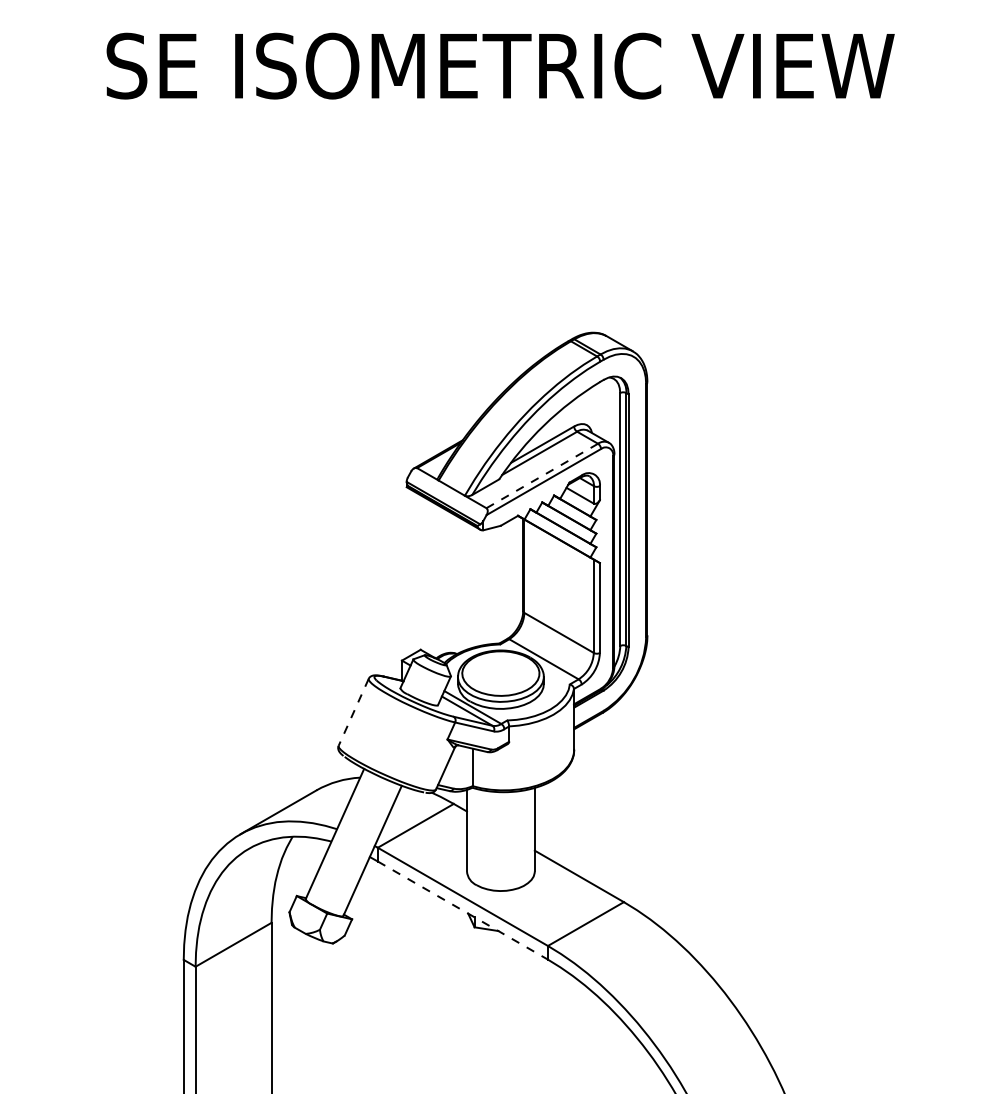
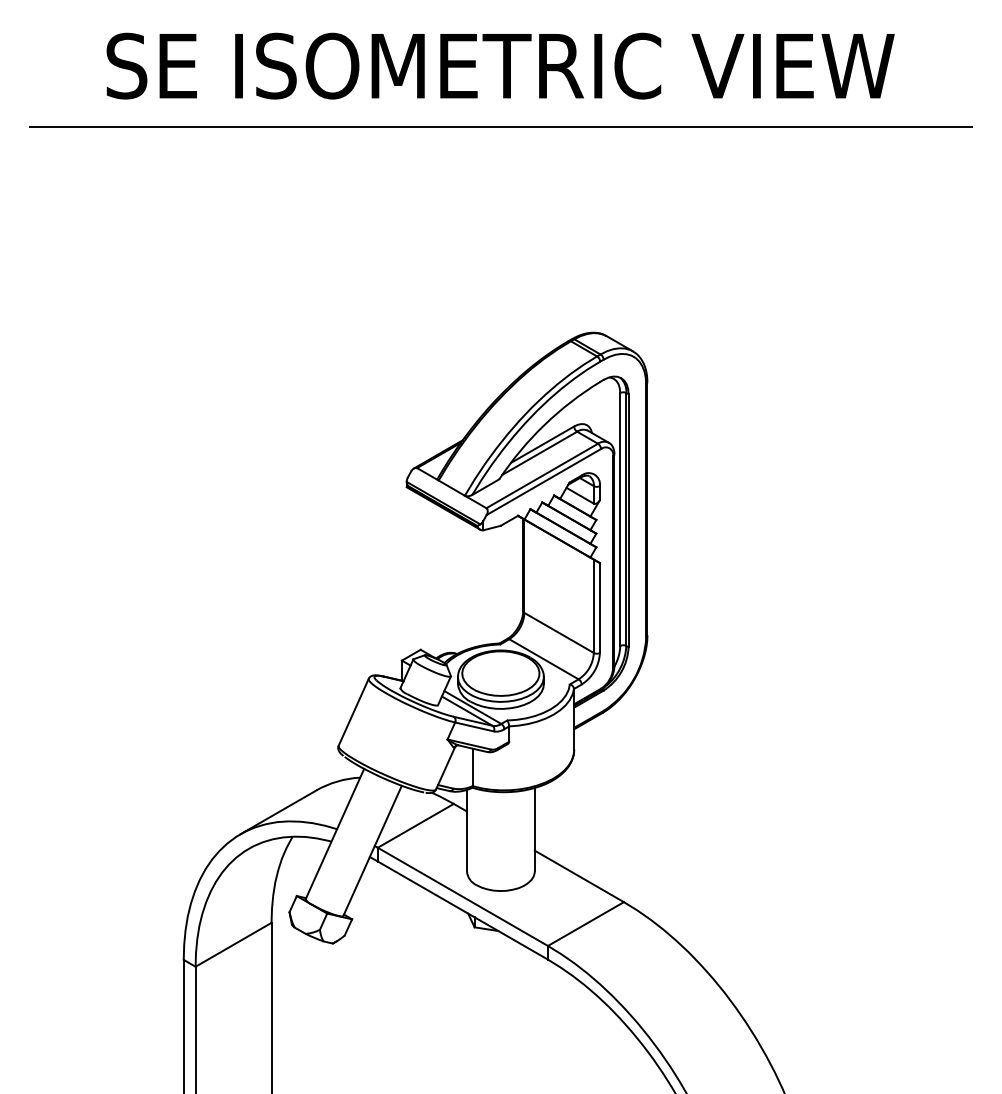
line: none -> present (500, 126)
line: dashed -> solid (542, 475)
line: dashed -> solid (353, 712)
line: dashed -> solid (463, 910)
